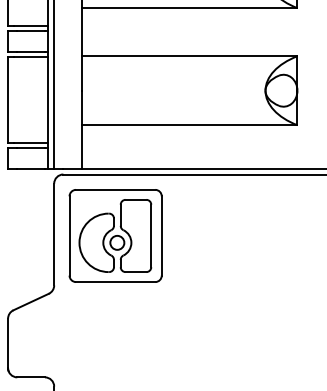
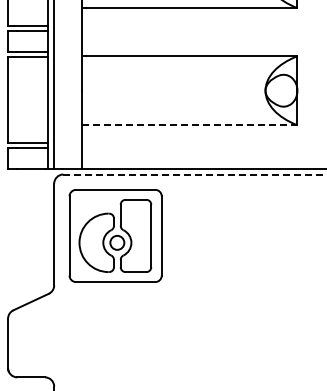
line: solid -> dashed (189, 125)
line: solid -> dashed (195, 174)
